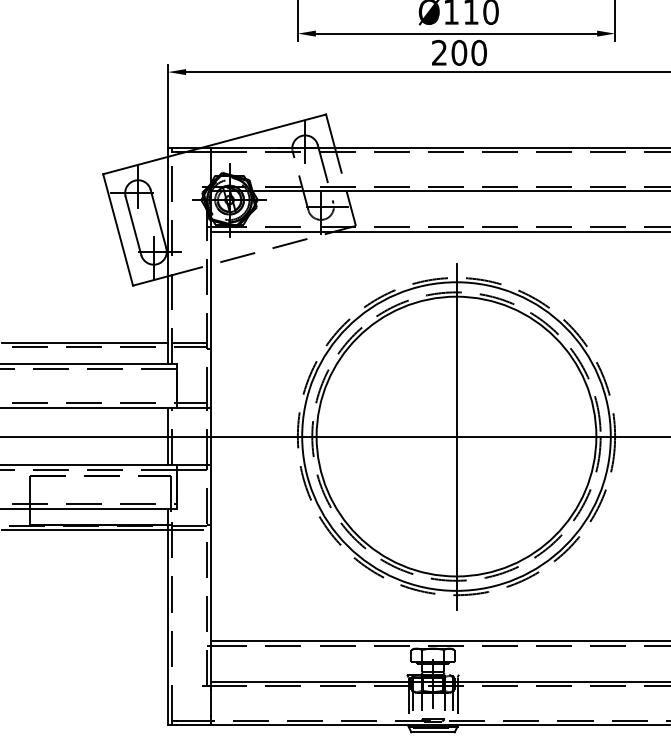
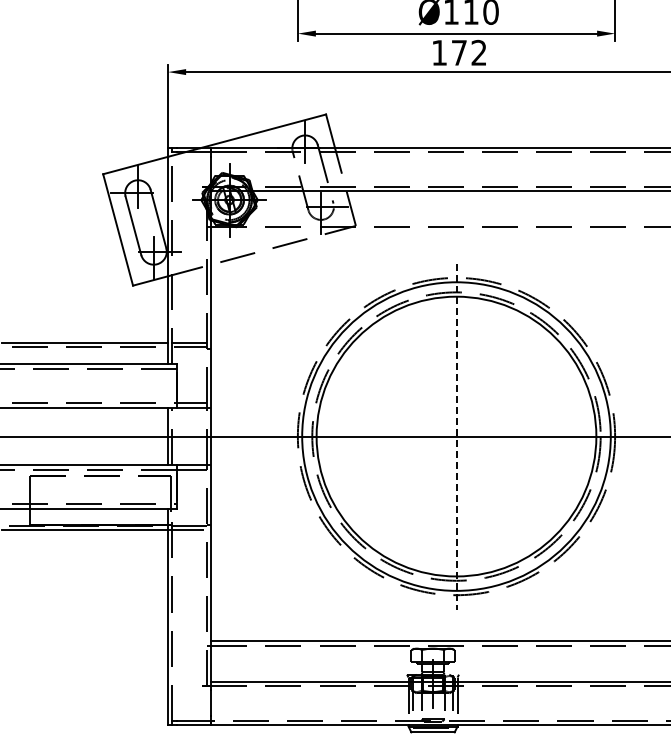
text: 200 -> 172 (459, 52)
line: present -> none (439, 231)
line: solid -> dashed (456, 437)
